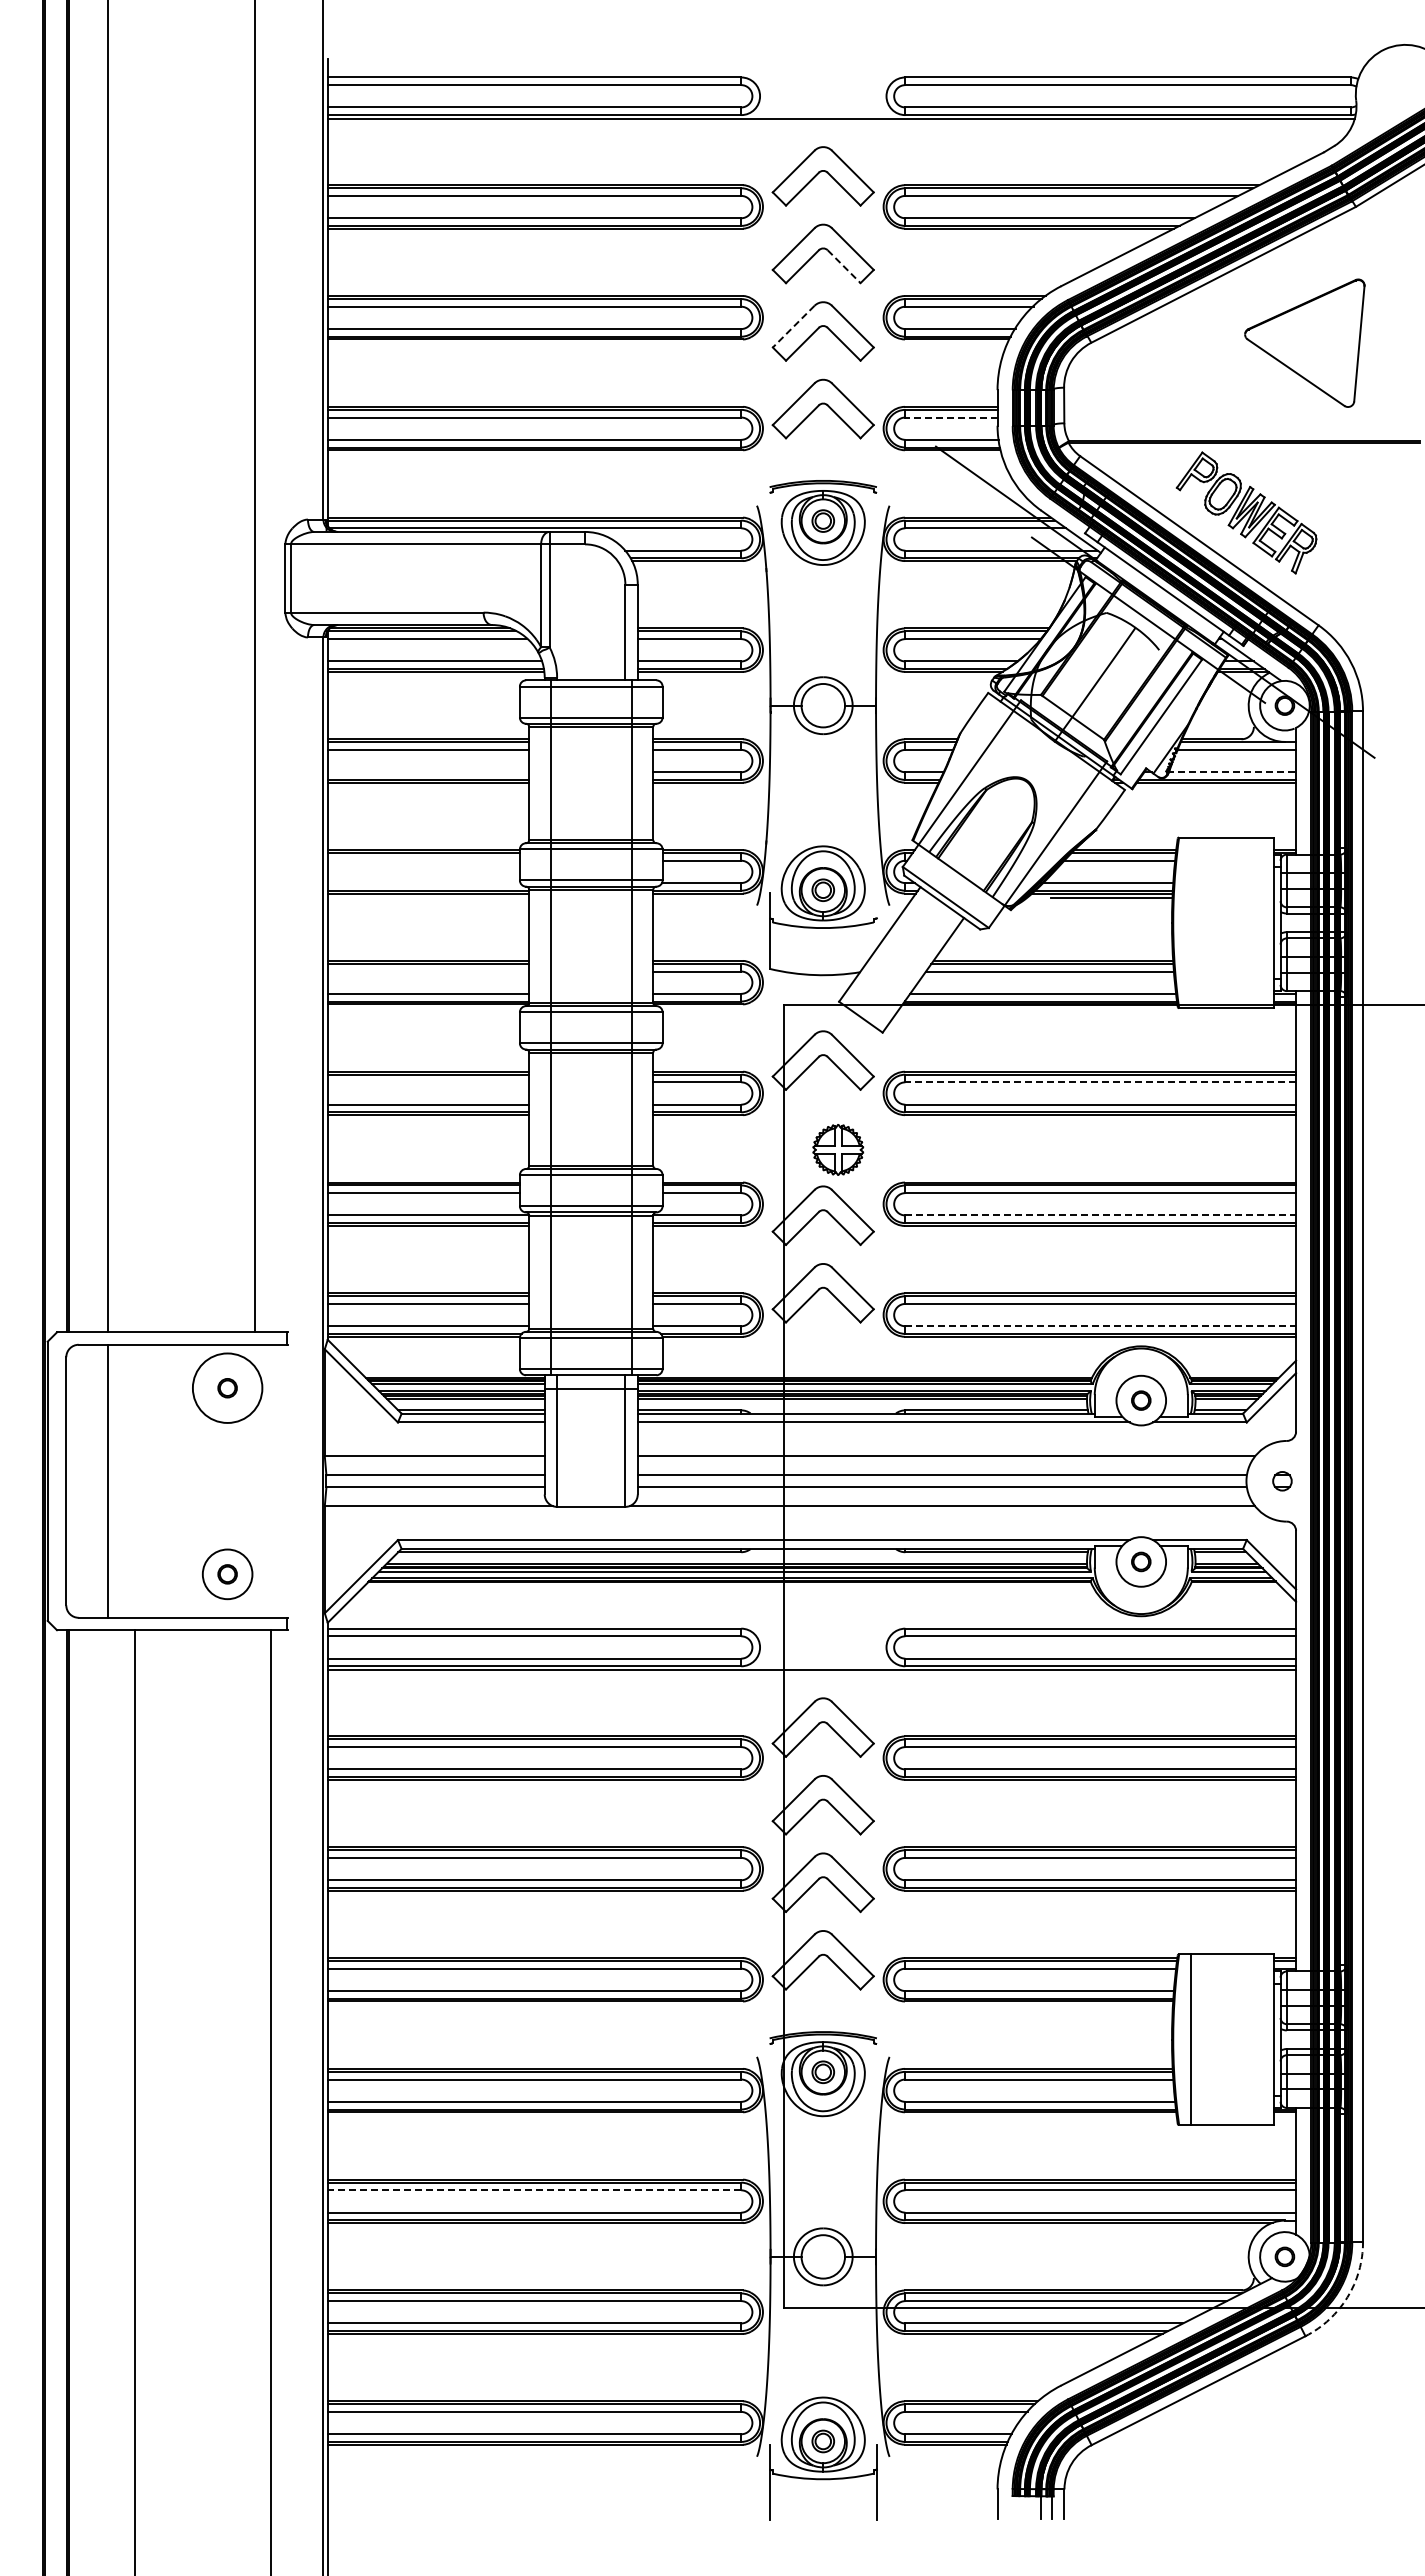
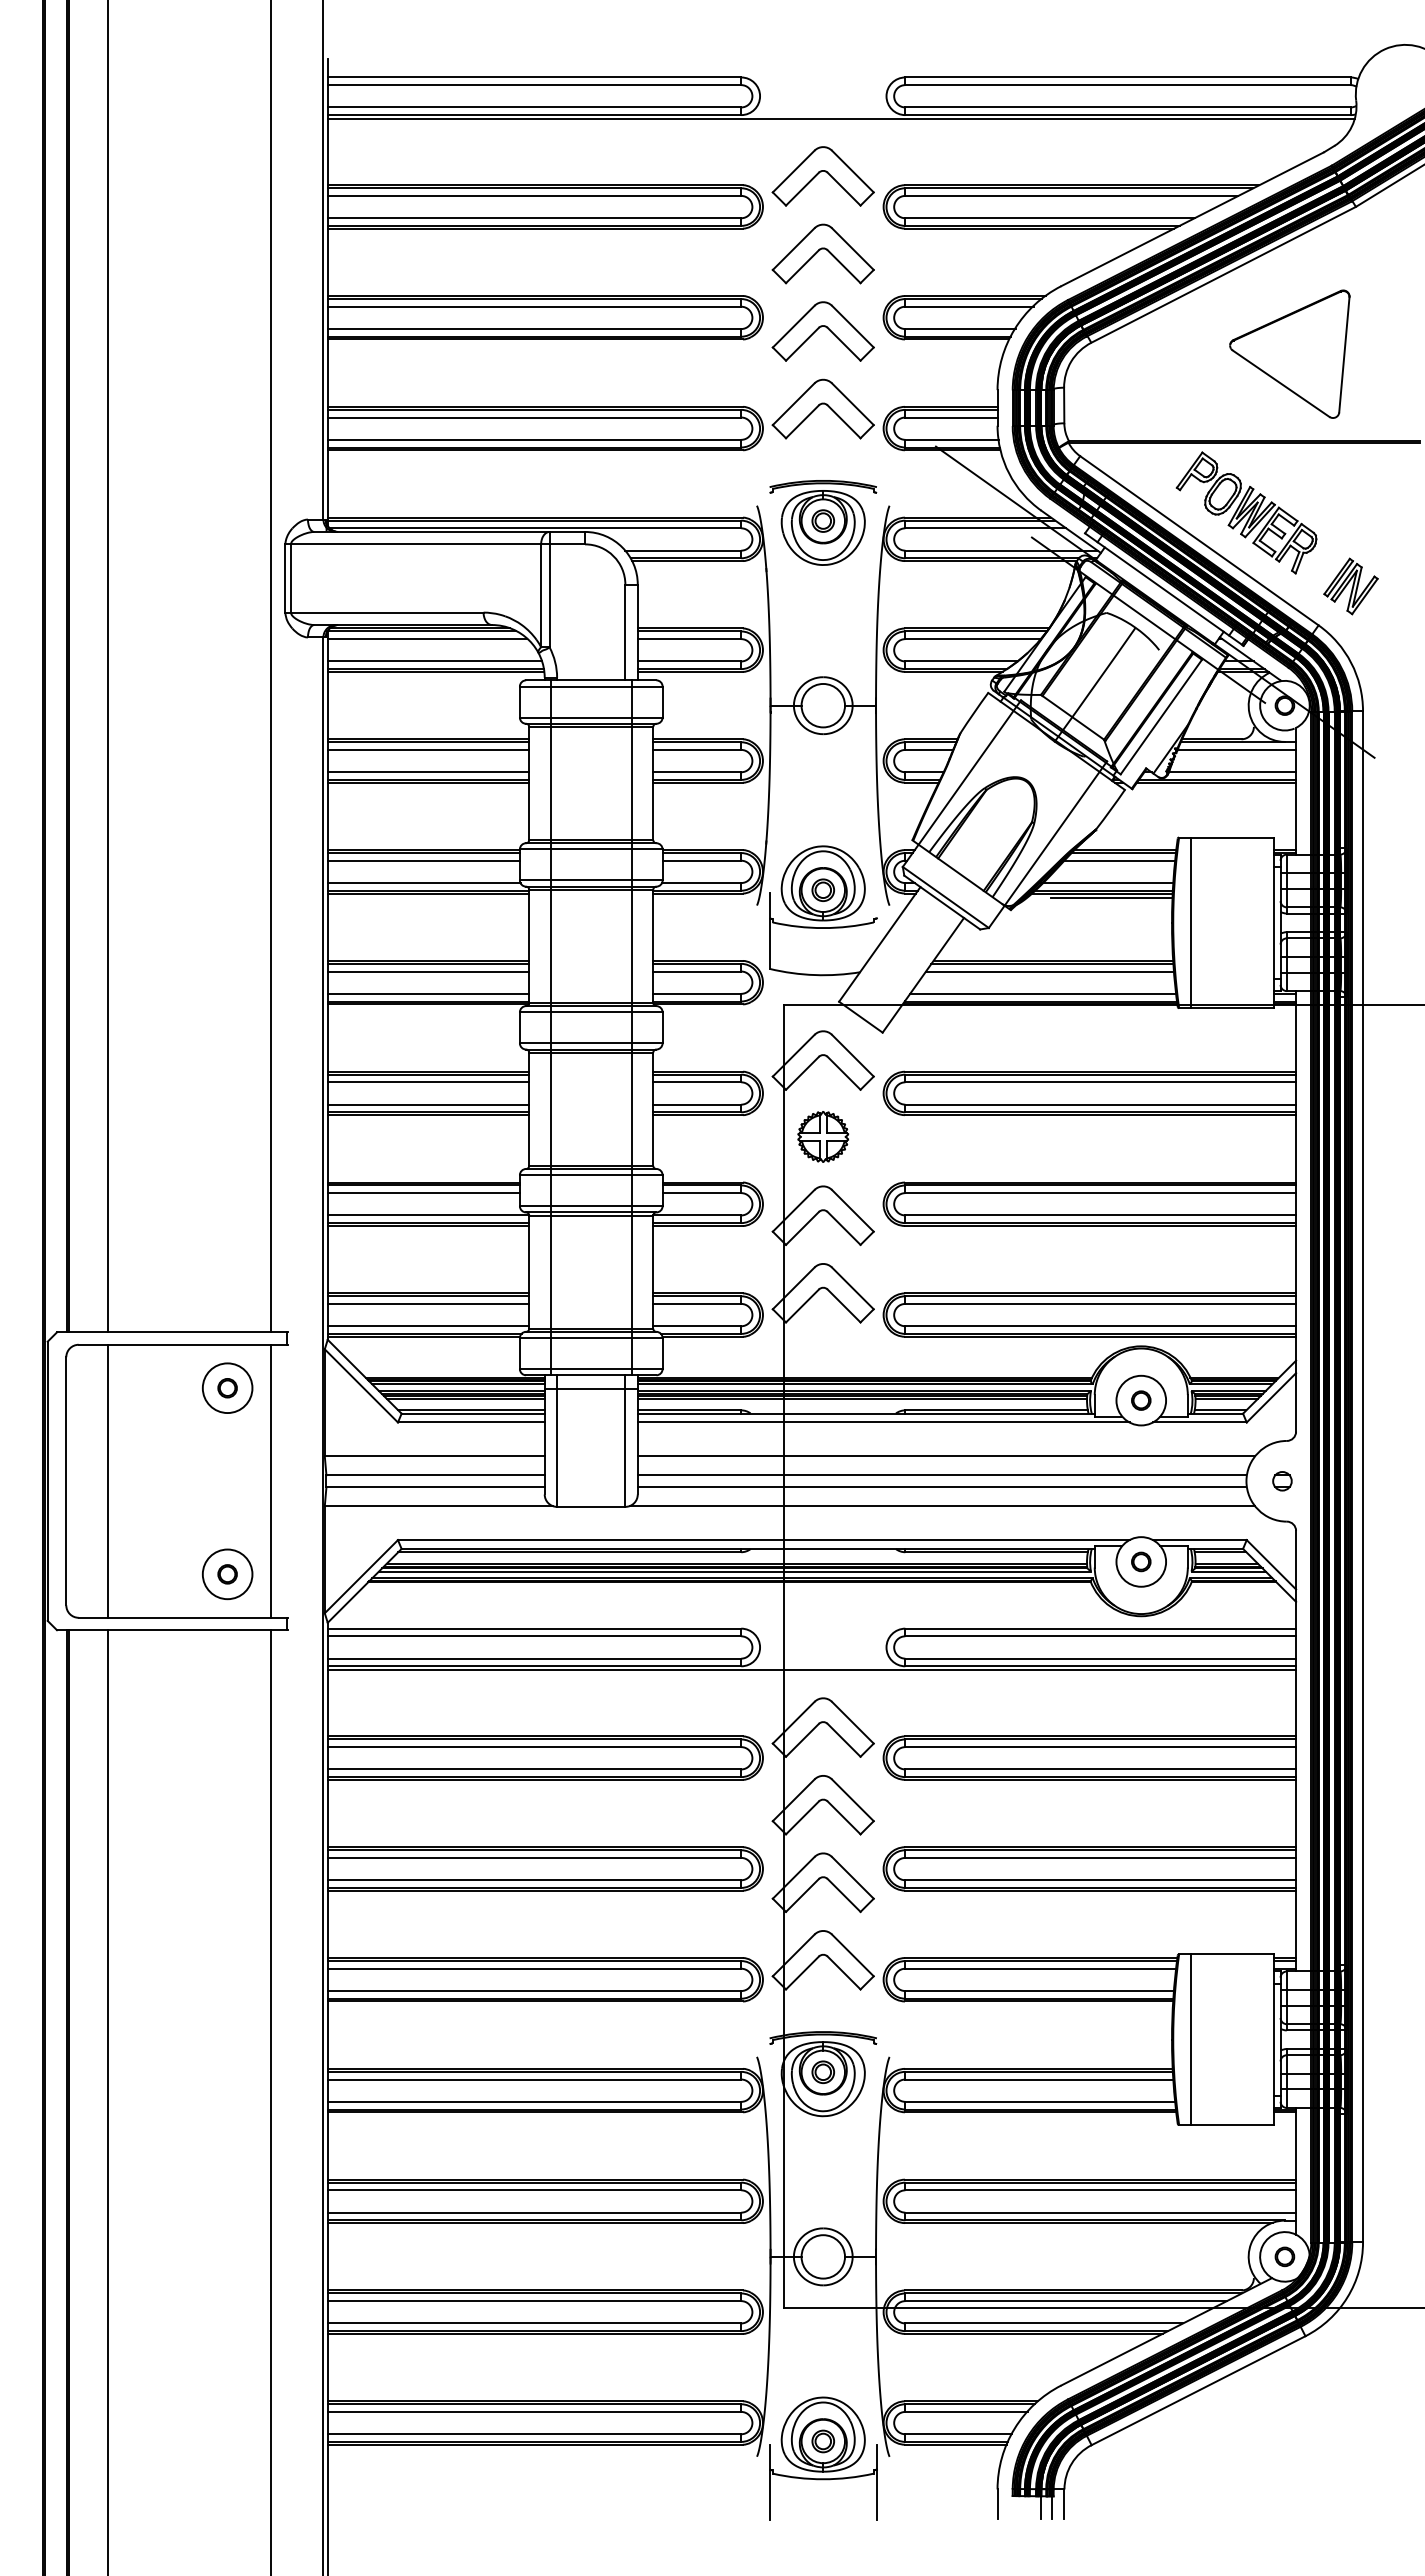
line: dashed -> solid (844, 267)
line: dashed -> solid (793, 327)
part position: (1304, 342) -> (1289, 353) (1289, 353)
line: dashed -> solid (950, 417)
part: none -> present (1350, 586)
line position: (254, 667) -> (270, 667) (270, 667)
line: none -> present (428, 772)
line: dashed -> solid (1231, 772)
line: none -> present (423, 860)
line: none -> present (423, 883)
line: none -> present (1190, 922)
line: none -> present (428, 971)
line: none -> present (428, 1082)
line: dashed -> solid (1100, 1082)
part position: (838, 1149) -> (823, 1136) (823, 1136)
line: dashed -> solid (1101, 1215)
line: dashed -> solid (1101, 1326)
circle diameter: 69 px -> 50 px (227, 1388)
line: none -> present (270, 1480)
line position: (134, 2101) -> (107, 2101) (107, 2101)
line: dashed -> solid (534, 2190)
arc: dashed -> solid (1347, 2297)
